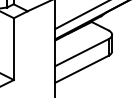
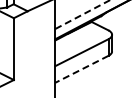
line: solid -> dashed (82, 14)
line: solid -> dashed (81, 69)
